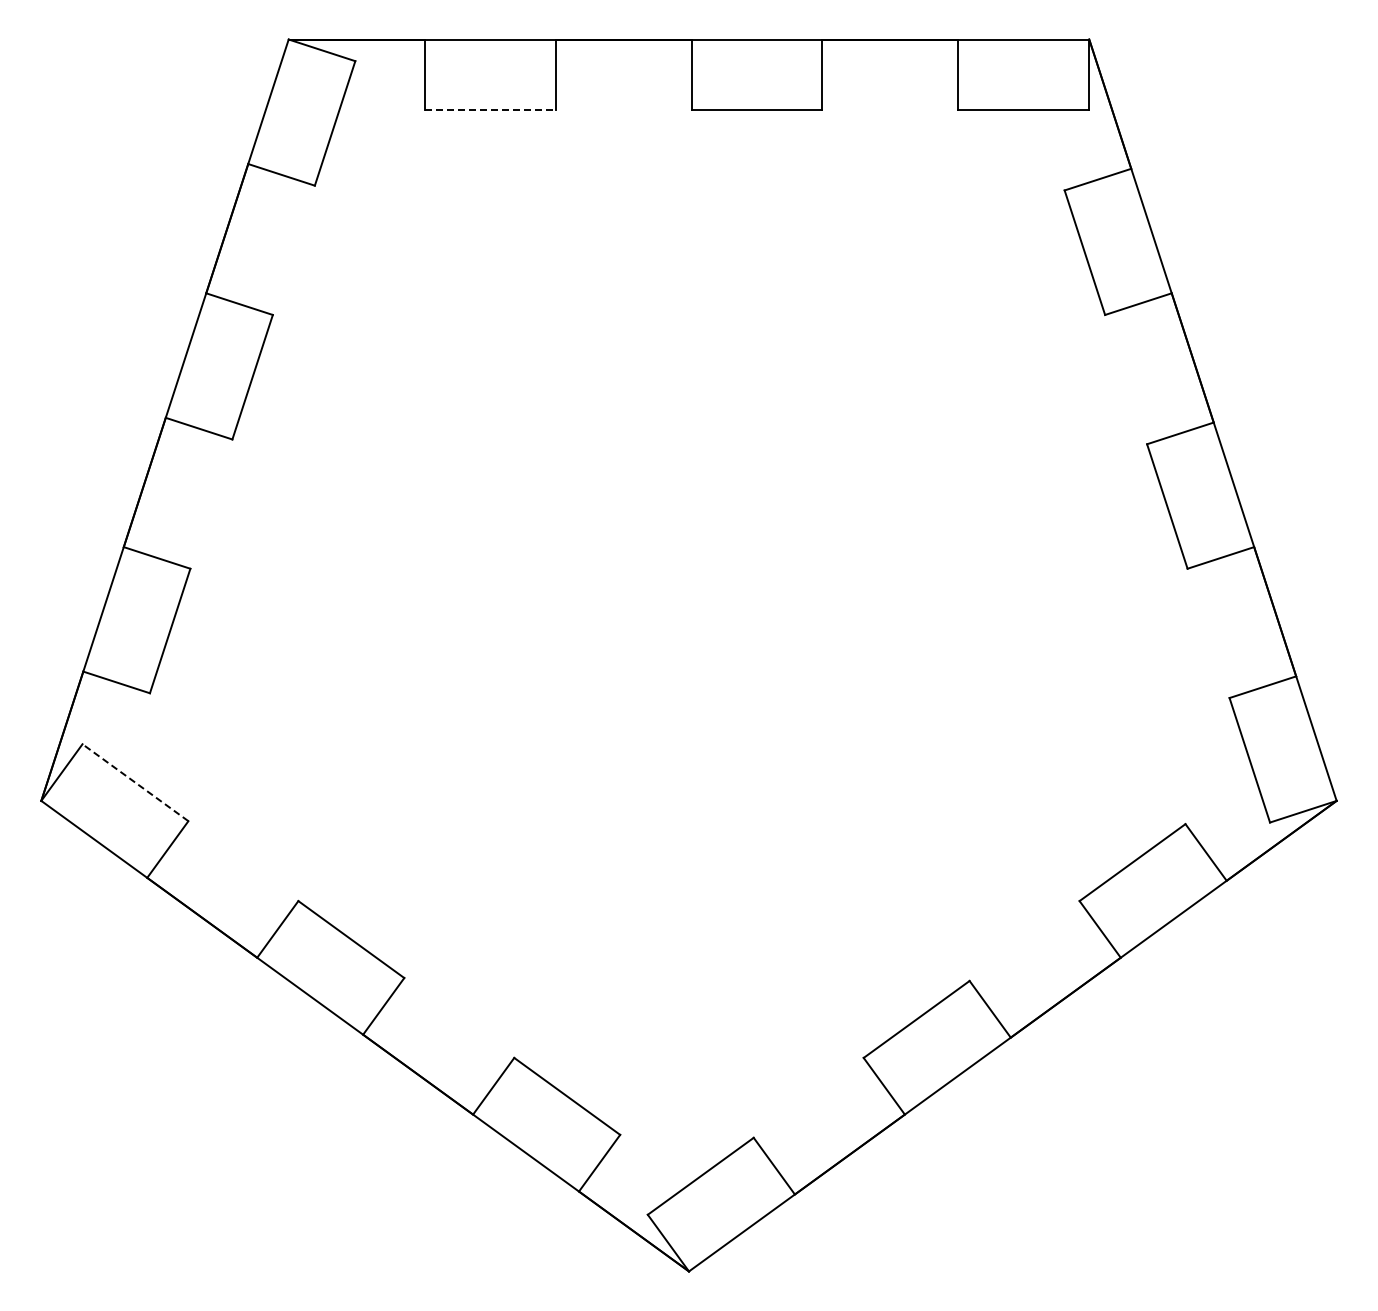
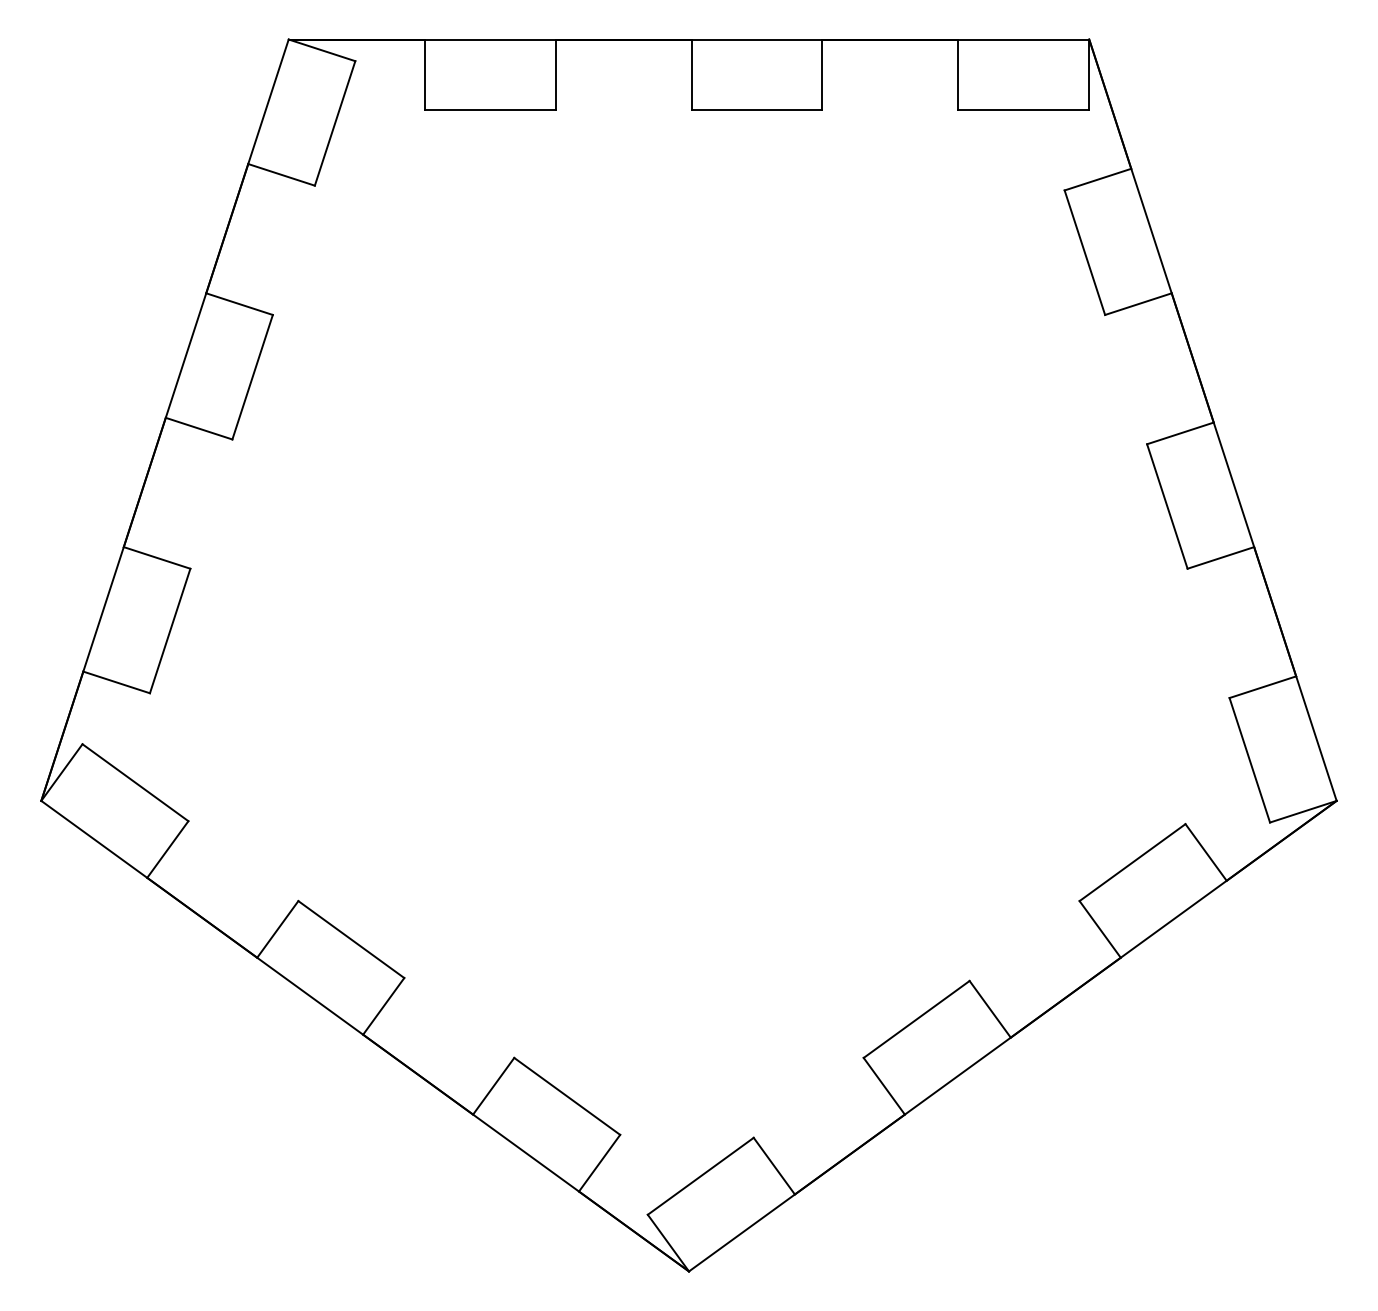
line: dashed -> solid (490, 109)
line: dashed -> solid (135, 782)
